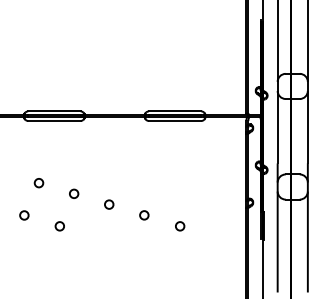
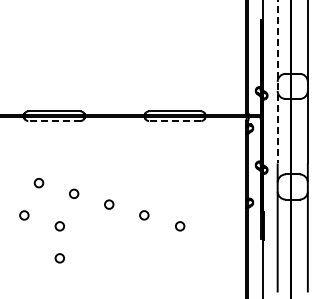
line: solid -> dashed (277, 82)
line: solid -> dashed (53, 121)
line: solid -> dashed (174, 121)
circle: none -> present (59, 258)
